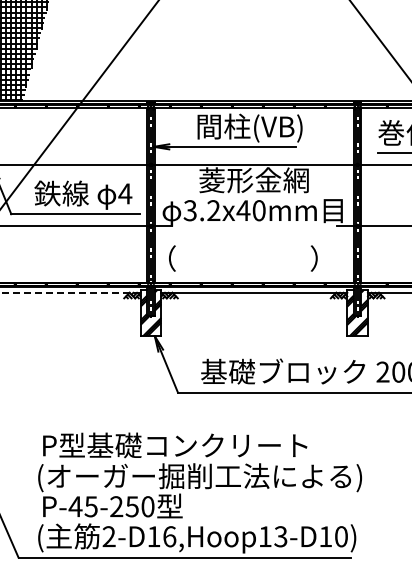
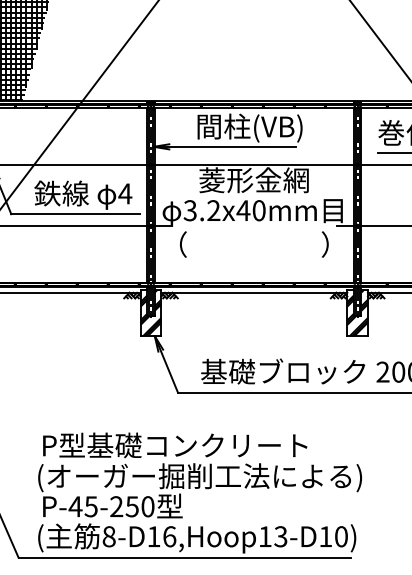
text position: (243, 258) -> (254, 244) (254, 244)
line: dashed -> solid (70, 292)
text: 2-D16,Hoop13-D10) -> 8-D16,Hoop13-D10) (108, 536)
